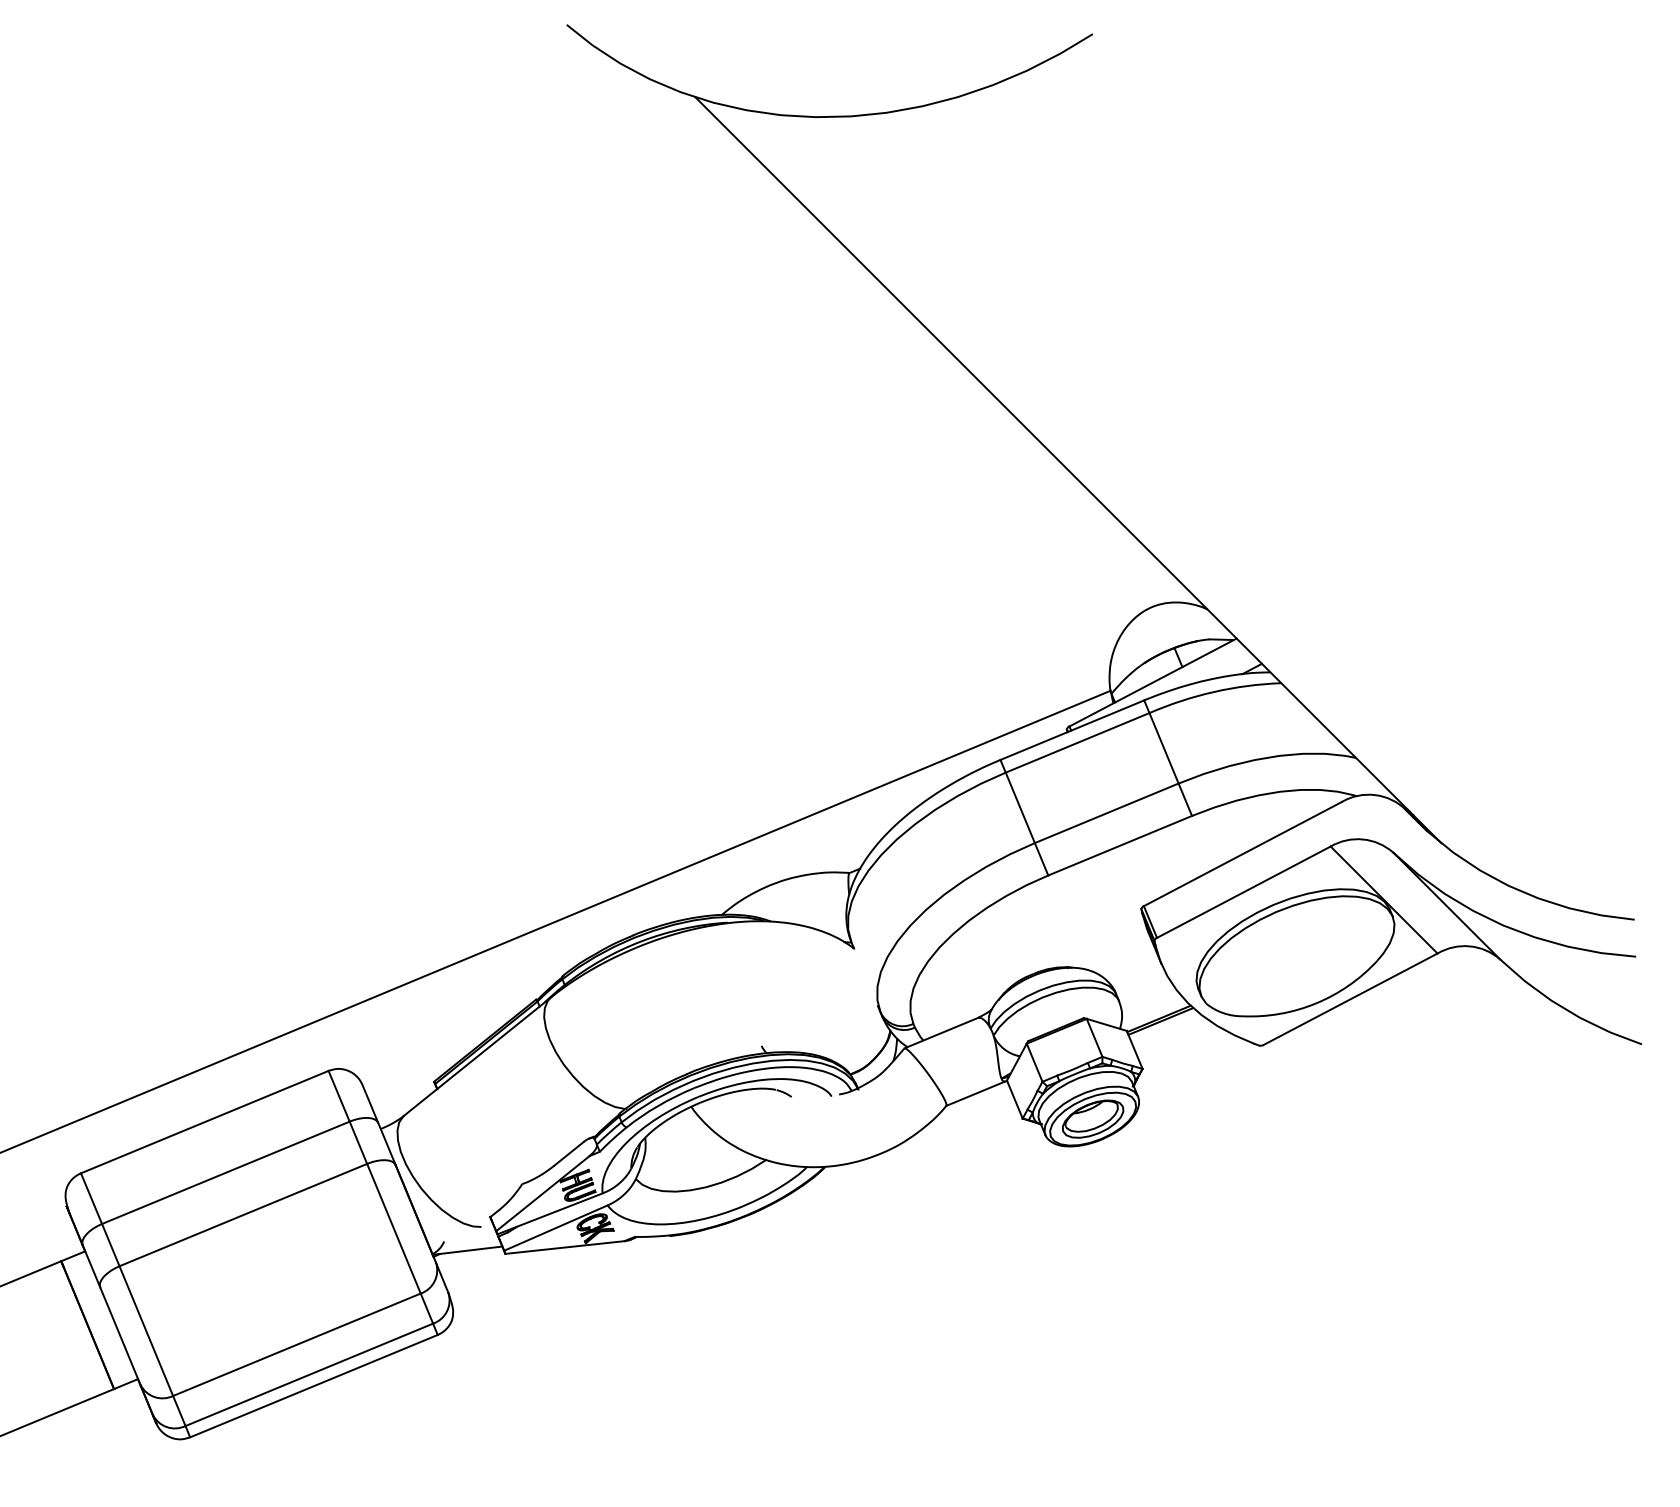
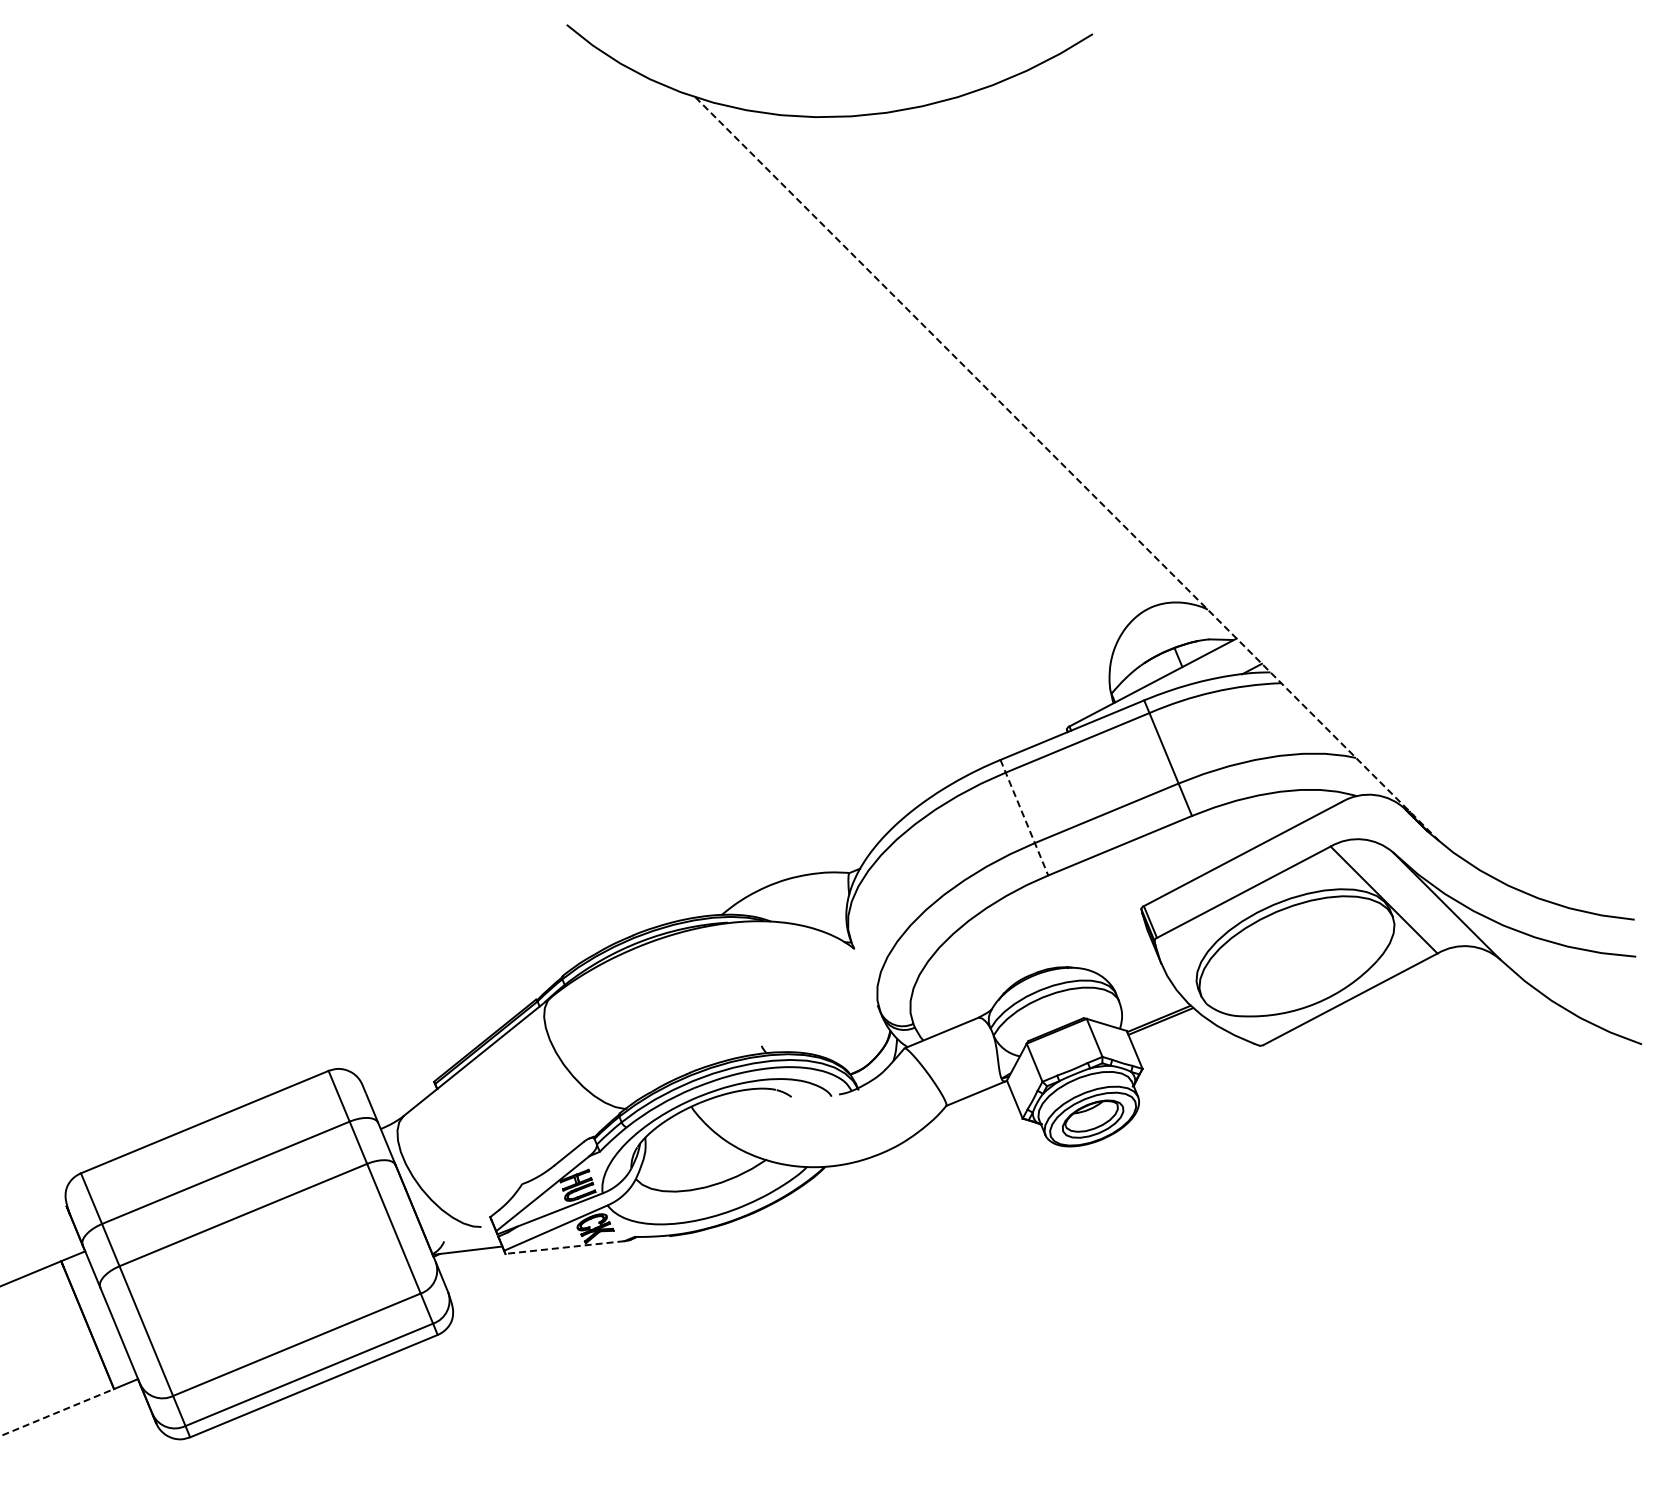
line: solid -> dashed (1068, 470)
line: solid -> dashed (1024, 817)
line: present -> none (556, 920)
line: solid -> dashed (564, 1247)
line: solid -> dashed (57, 1412)
